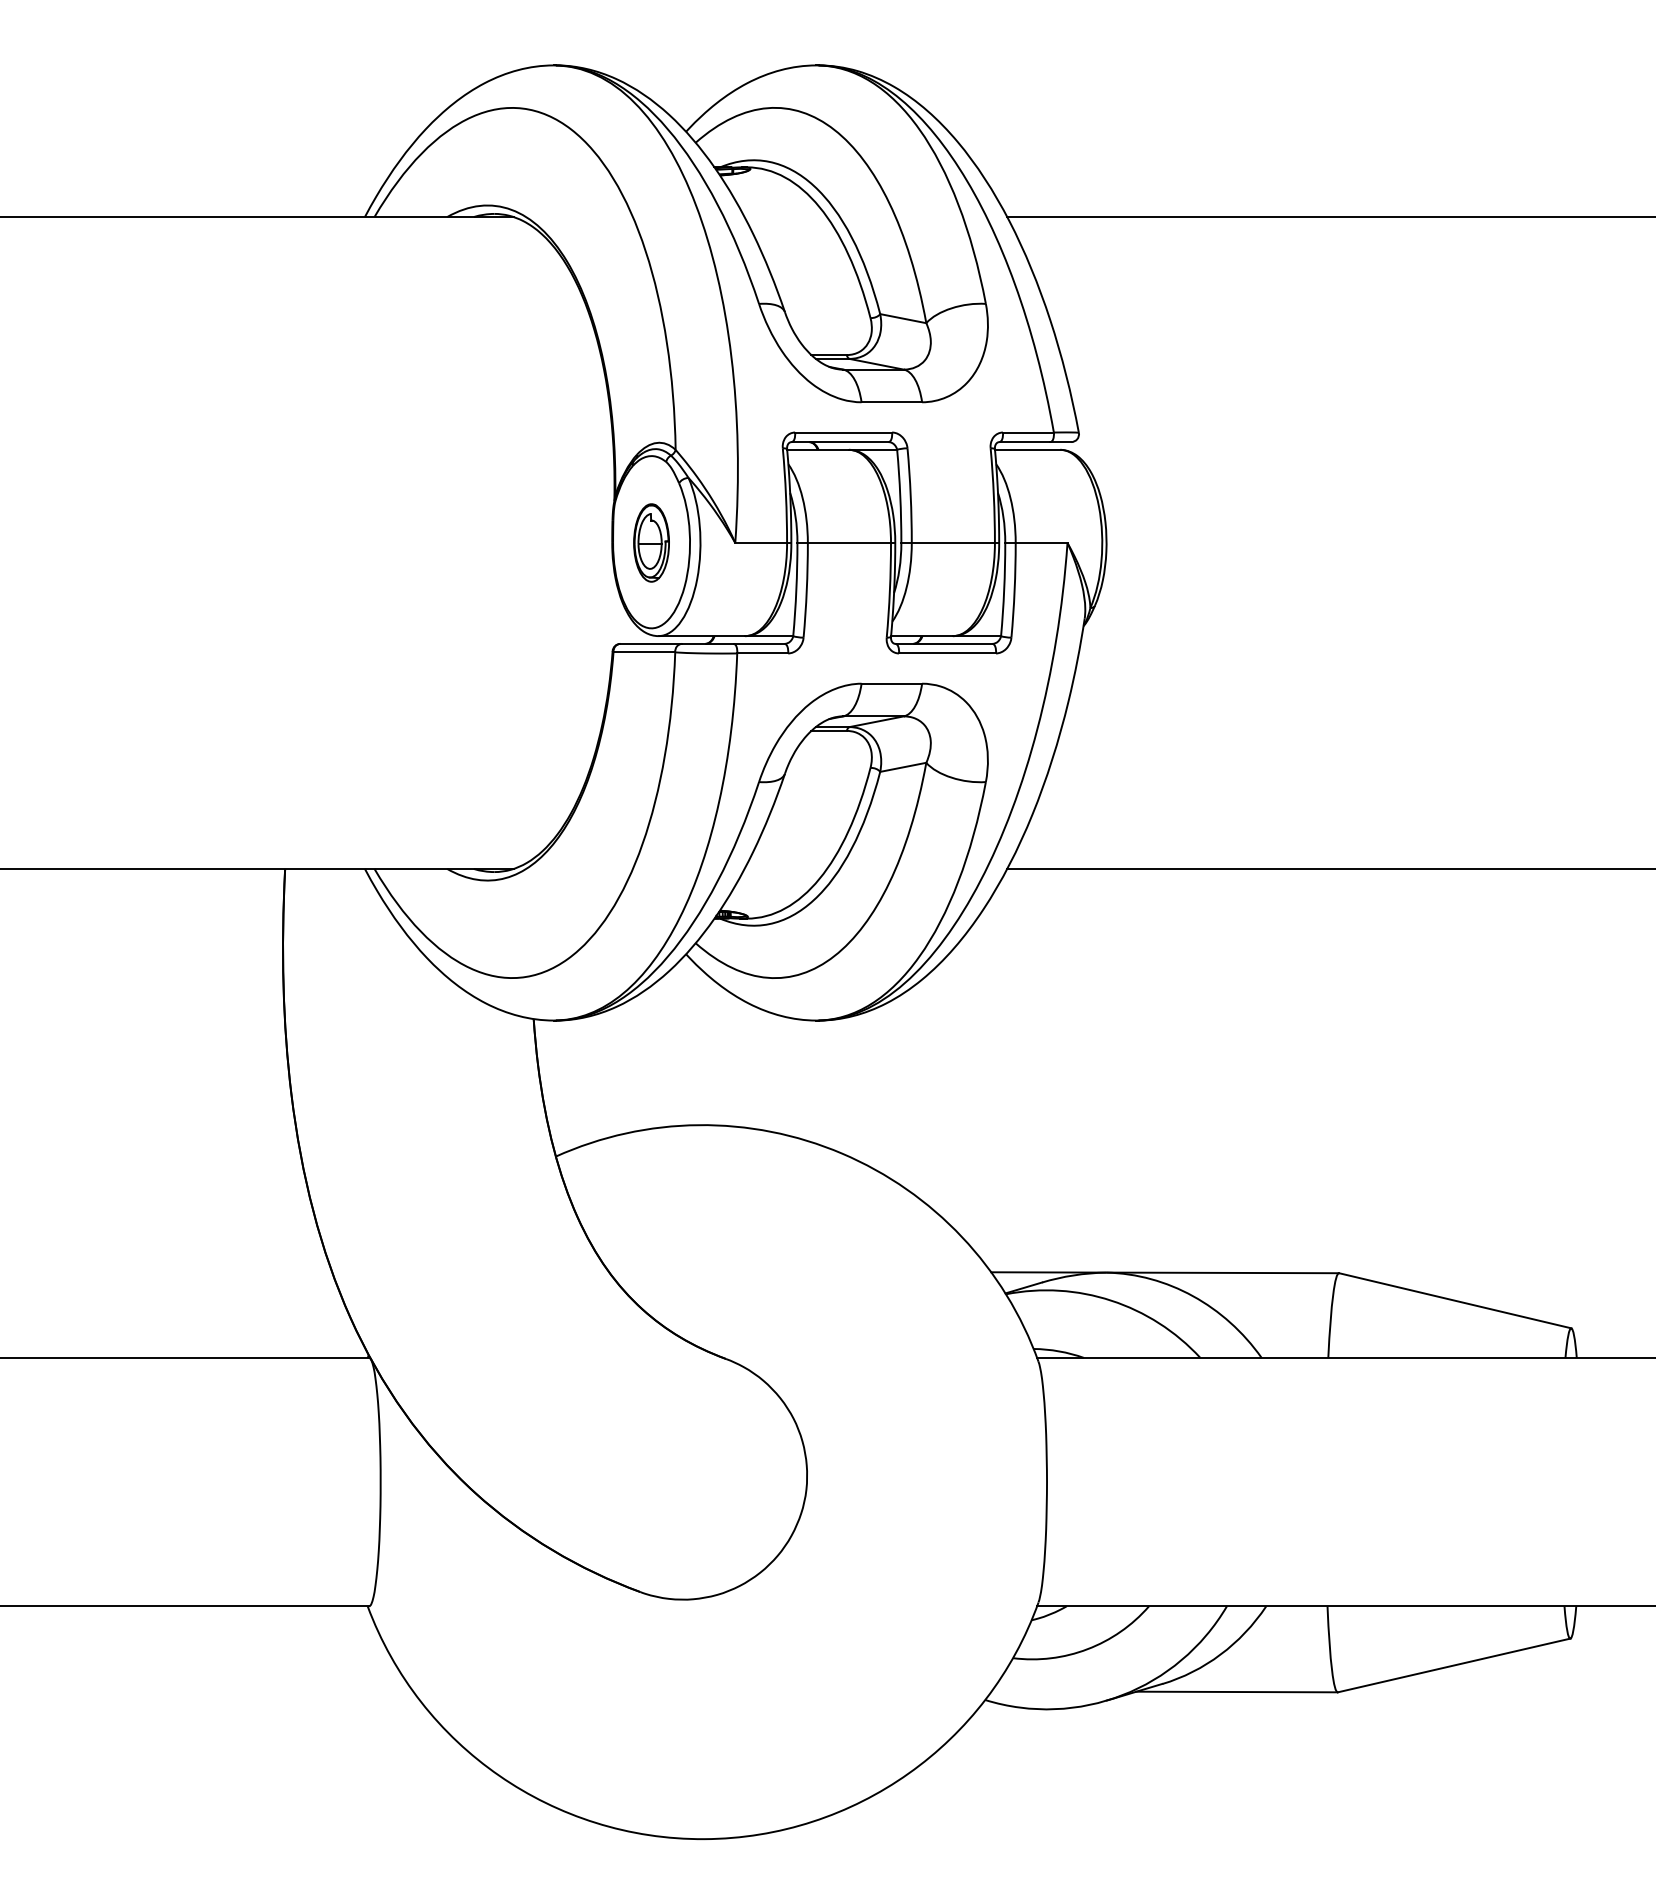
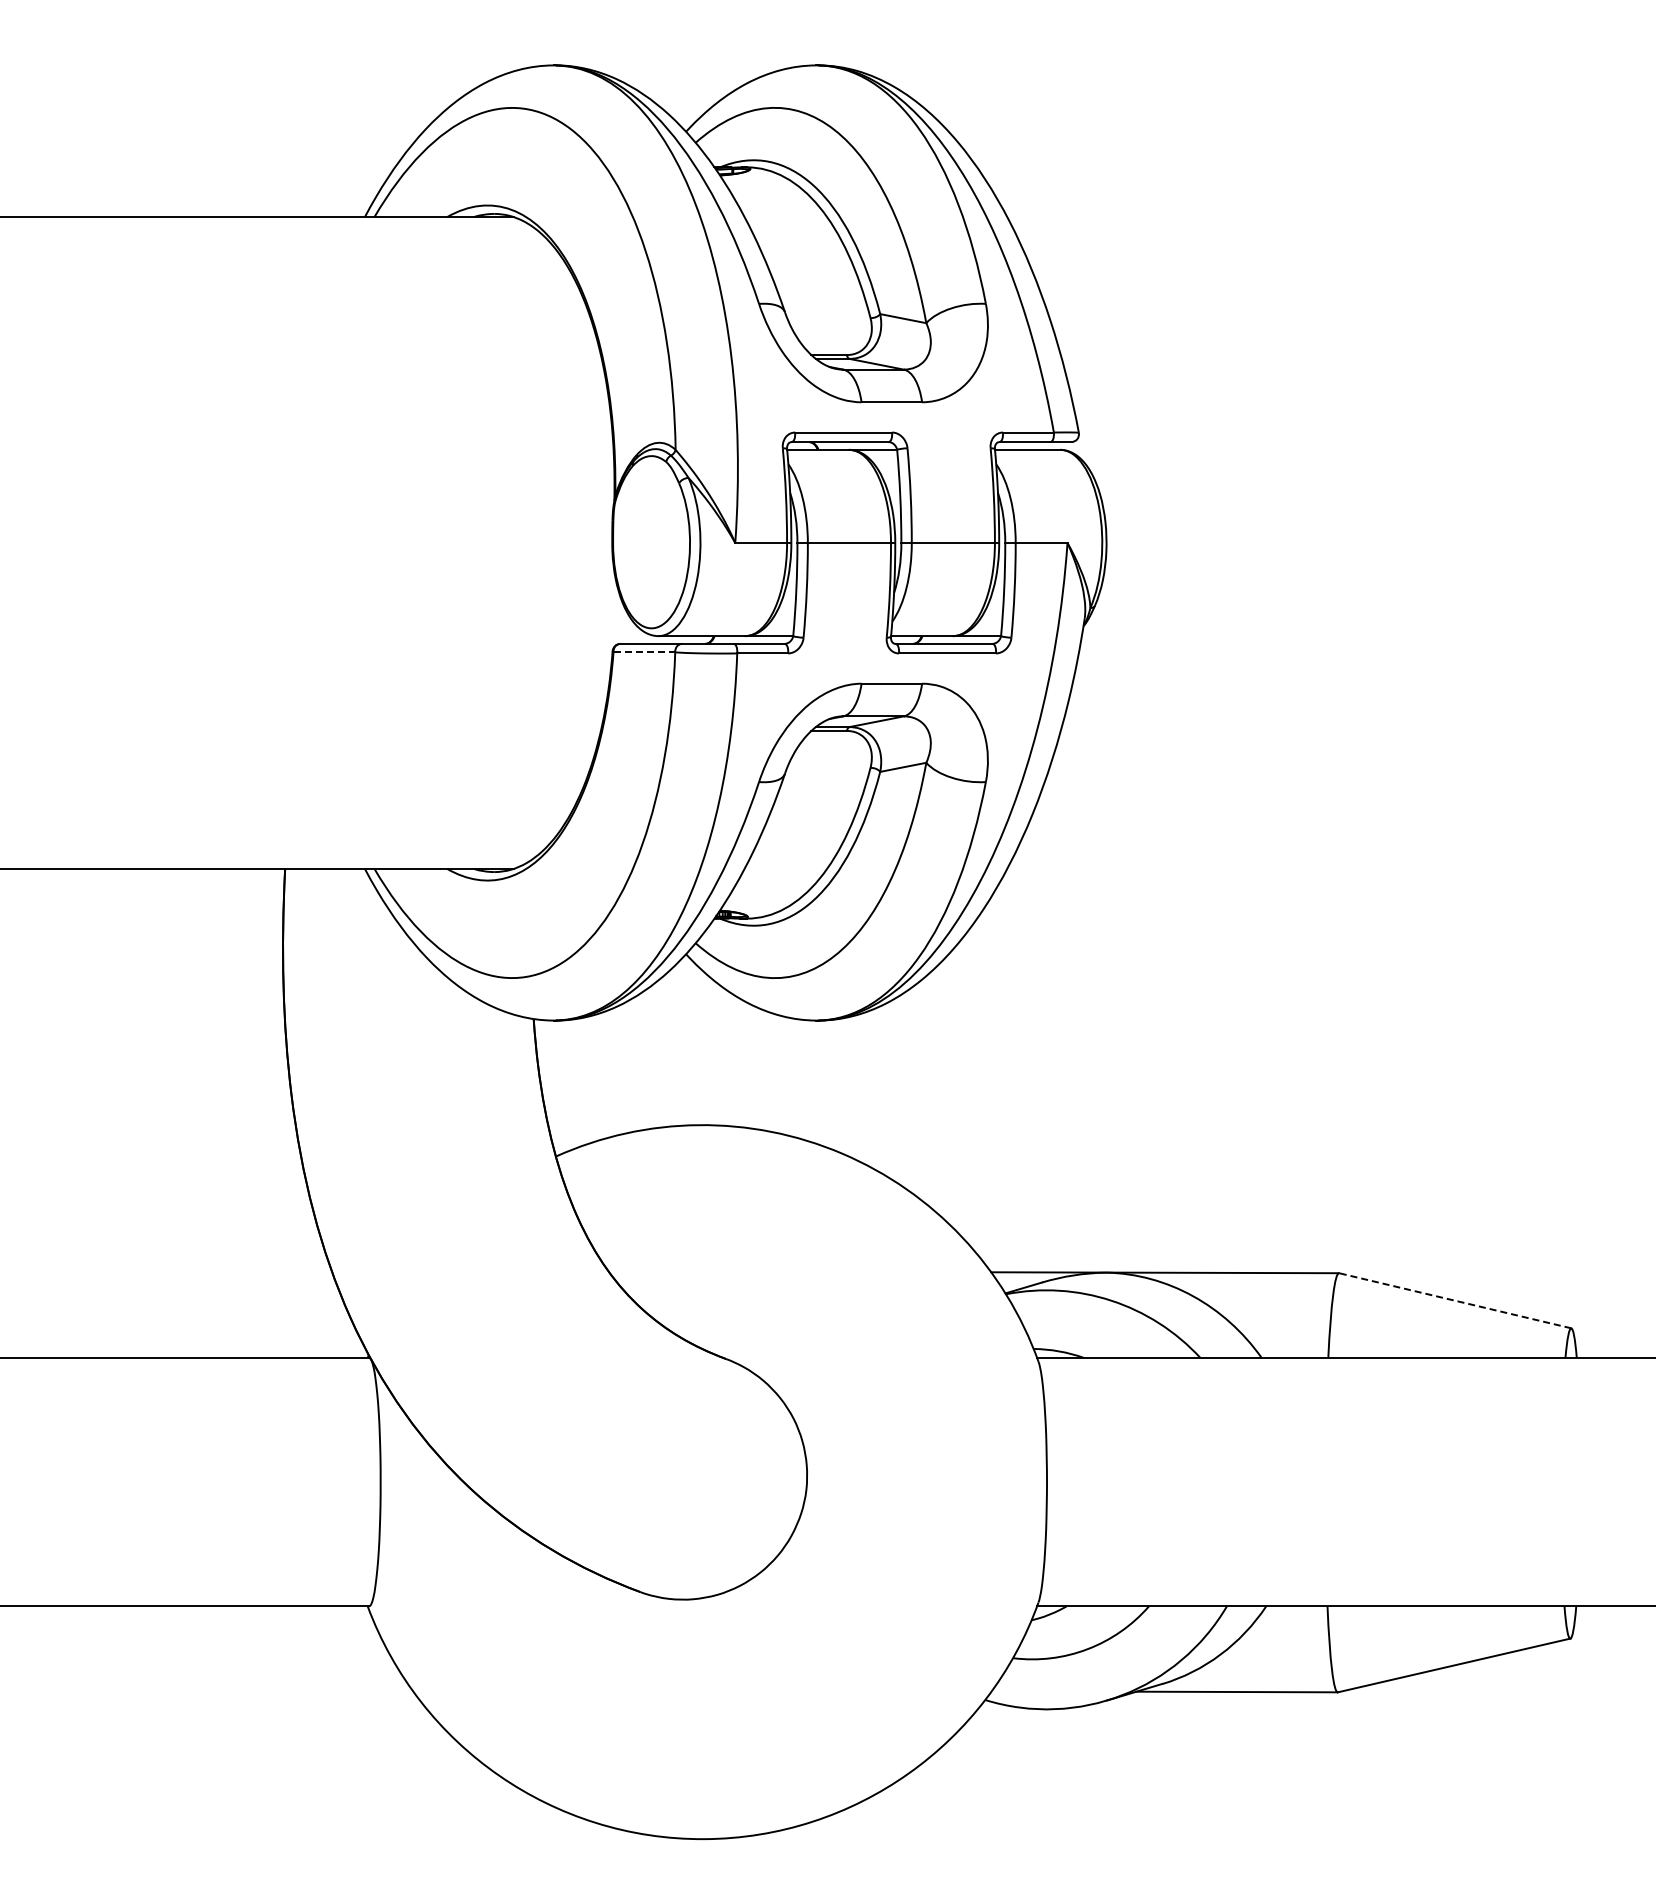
line: present -> none (1329, 217)
part: present -> none (651, 542)
line: solid -> dashed (644, 652)
line: present -> none (1329, 868)
line: solid -> dashed (1454, 1300)
